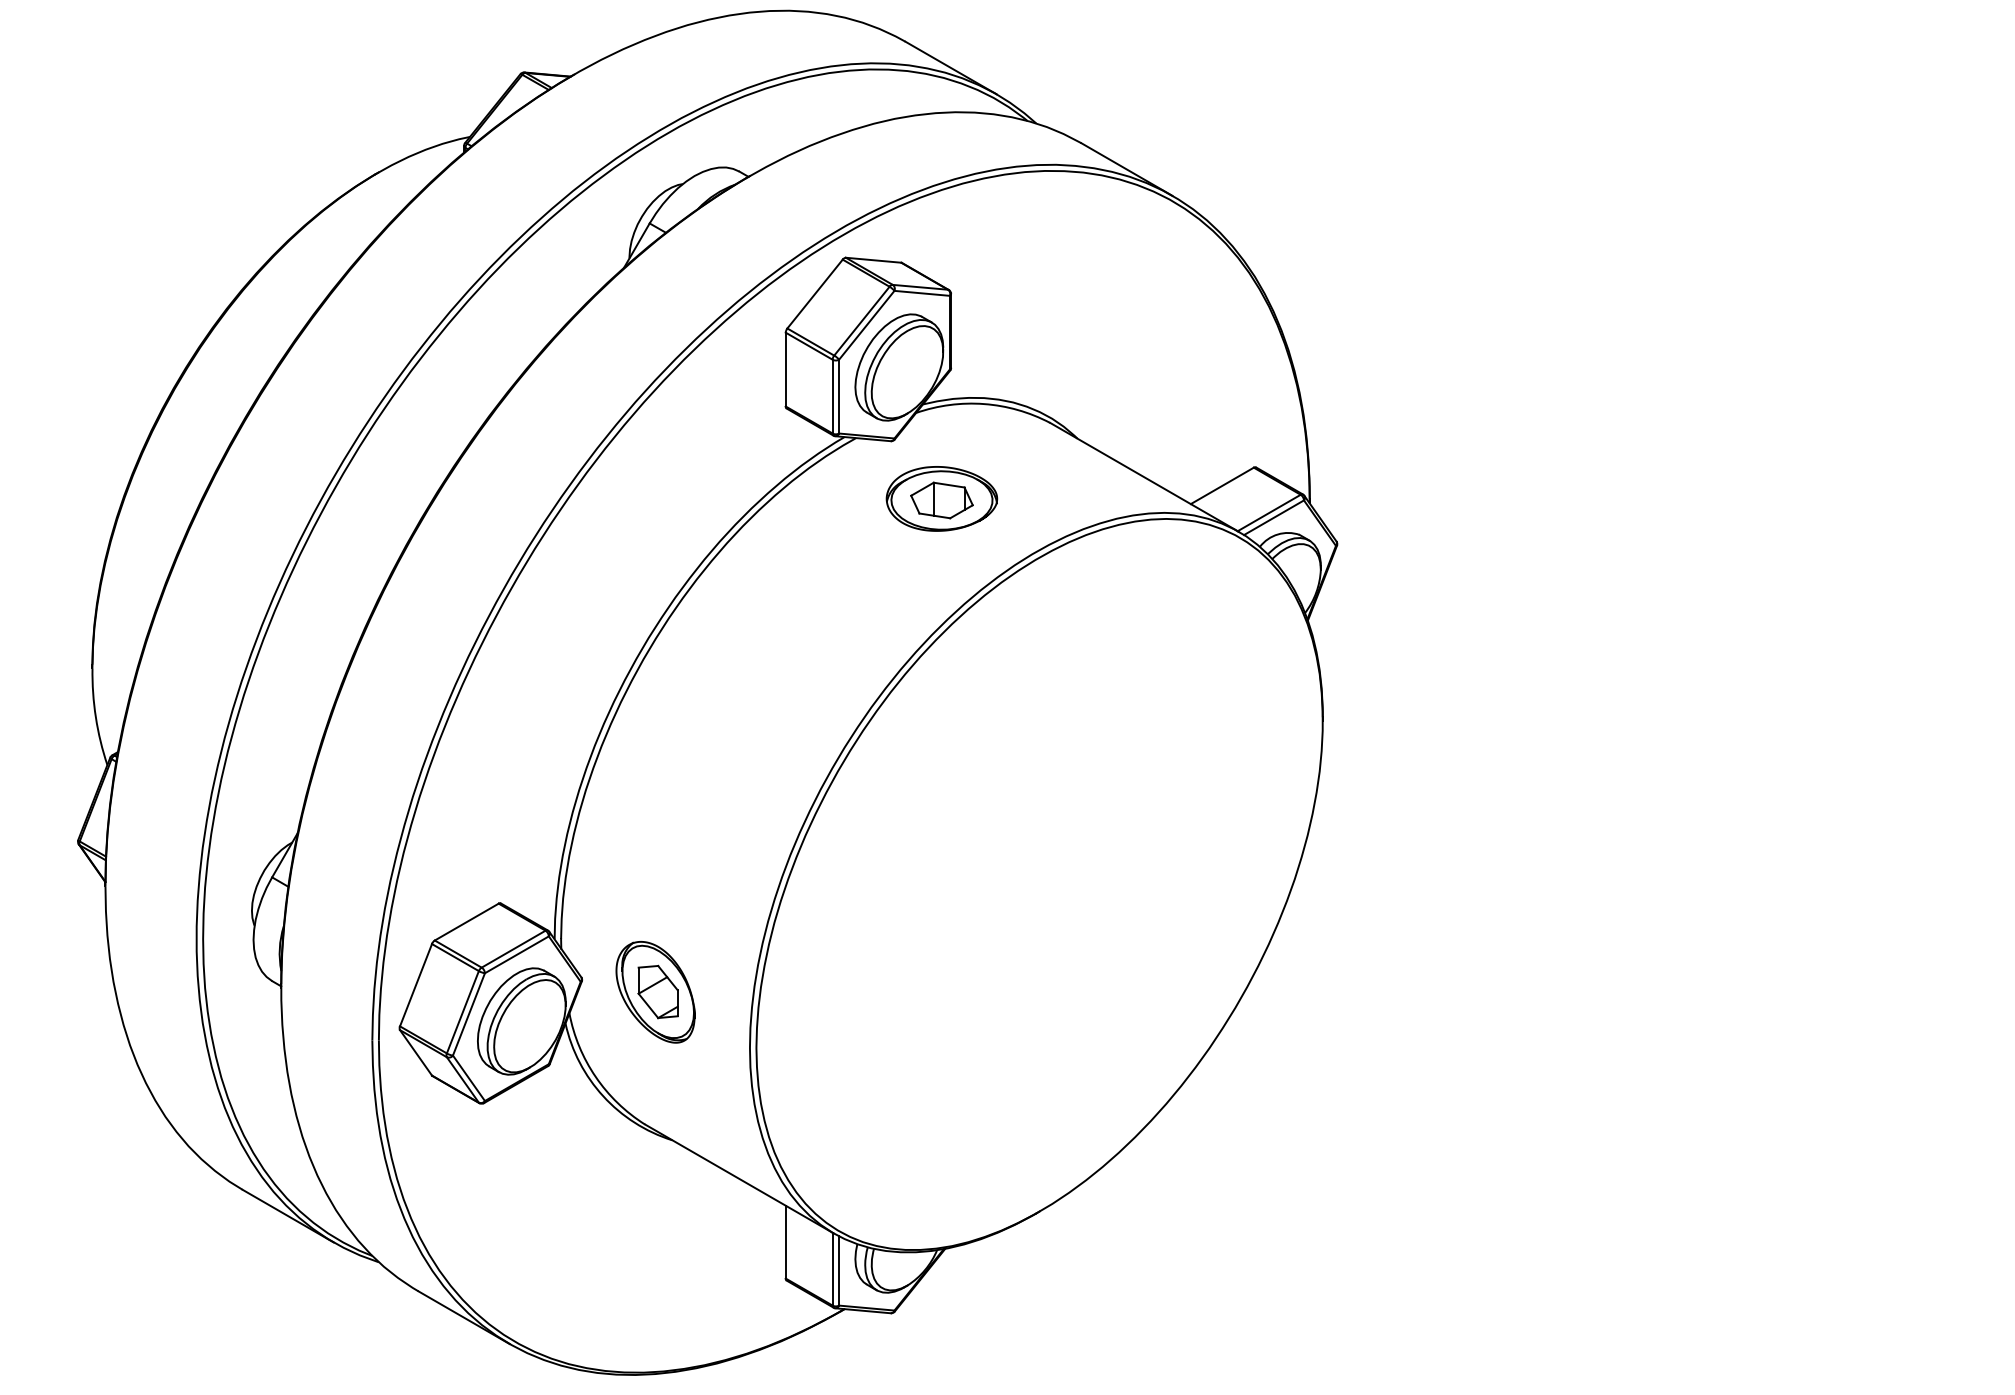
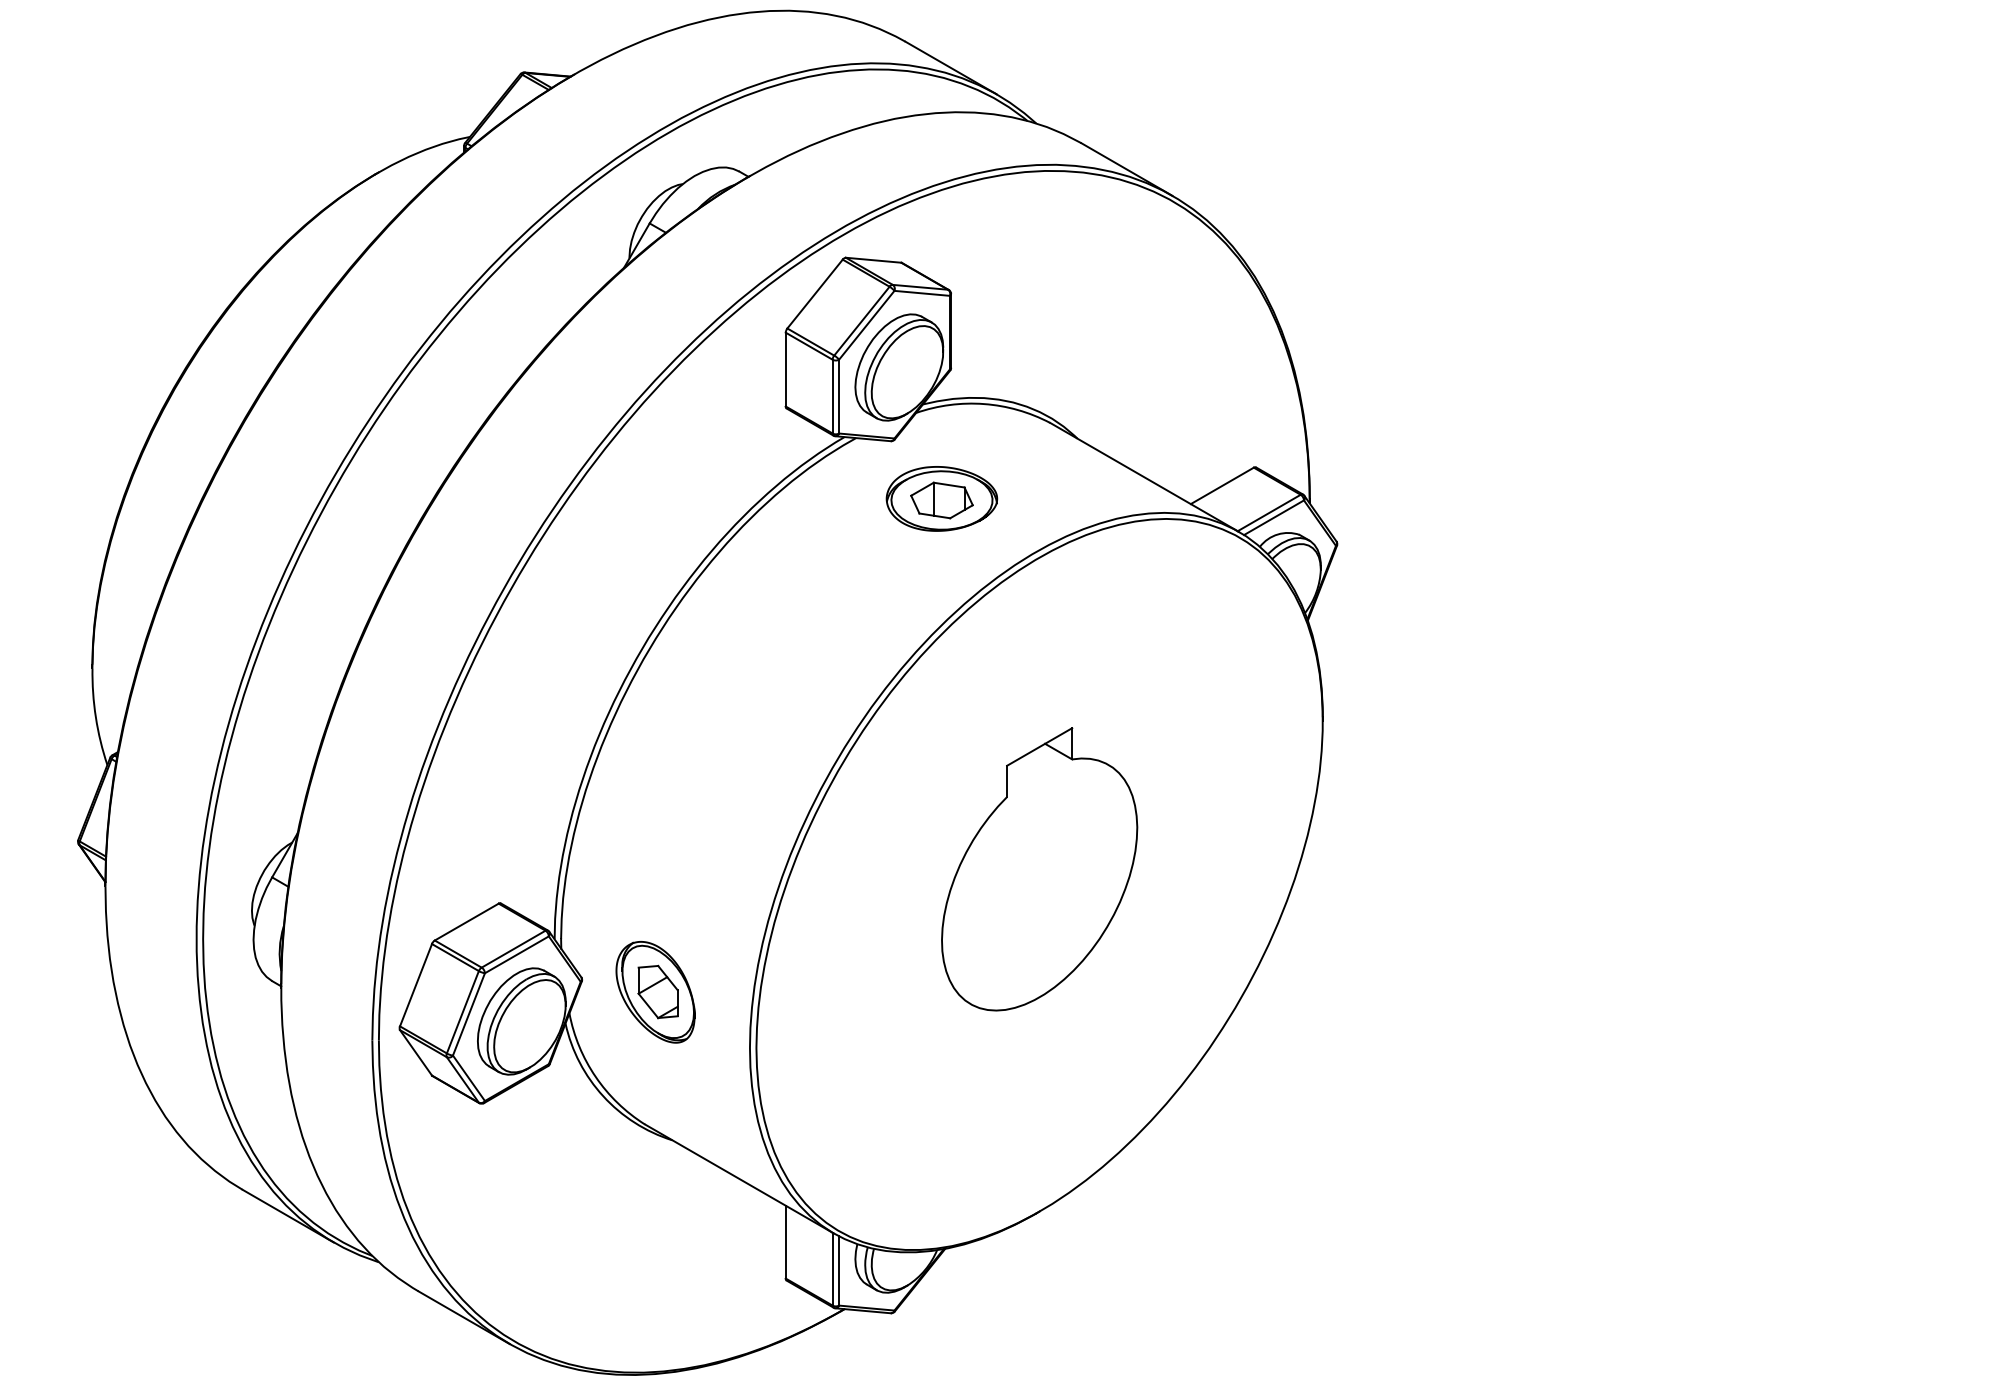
part: none -> present (1039, 869)
